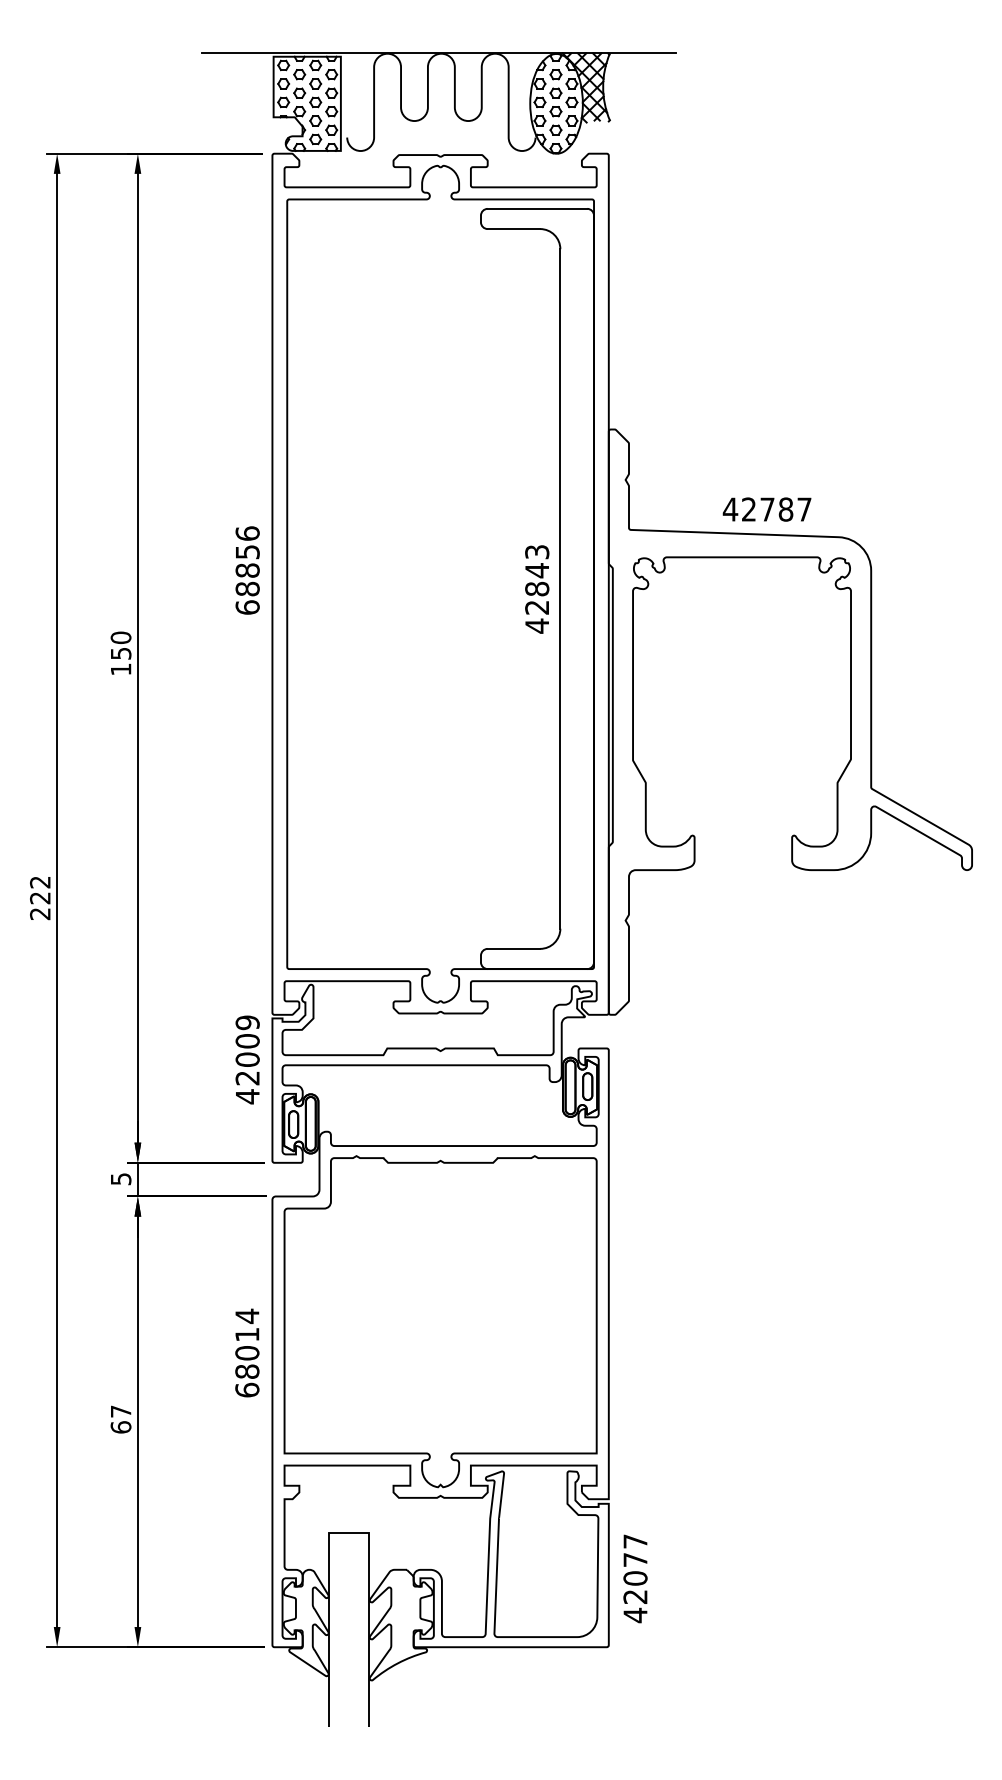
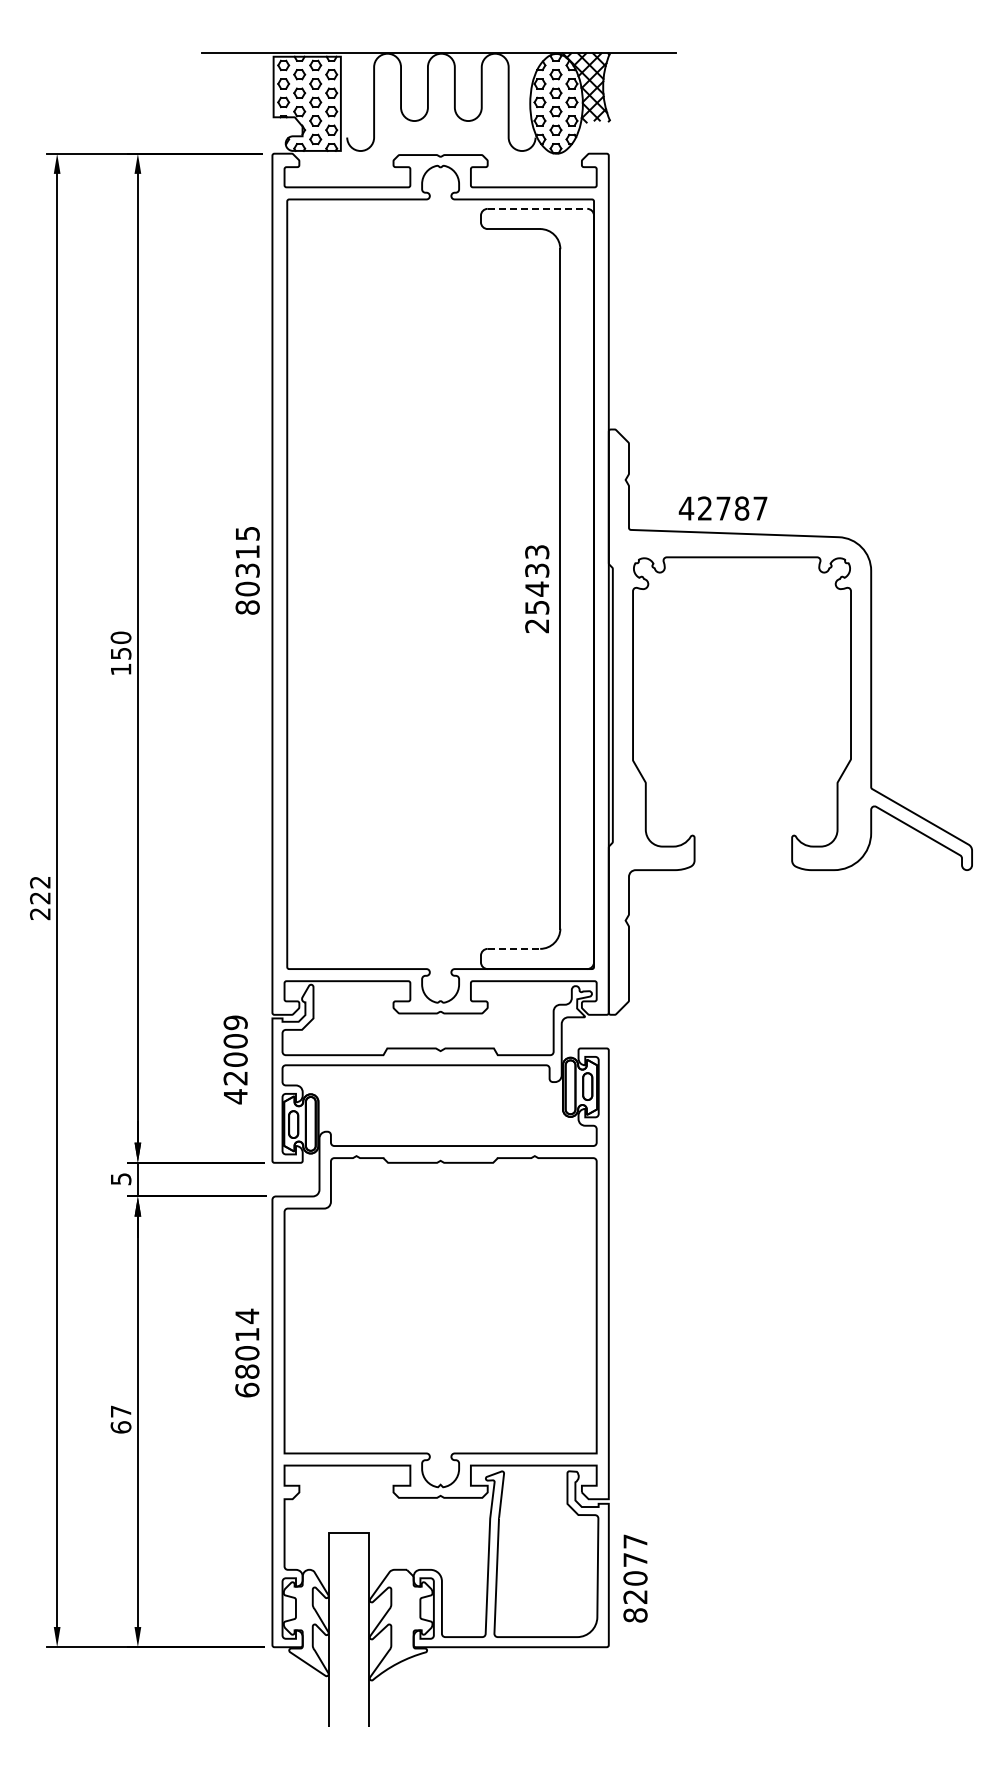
line: solid -> dashed (537, 208)
text position: (766, 509) -> (722, 508) (722, 508)
text: 68856 -> 80315 (247, 570)
text: 42843 -> 25433 (537, 598)
line: solid -> dashed (514, 948)
text position: (247, 1059) -> (235, 1059) (235, 1059)
text: 42077 -> 82077 (635, 1615)
